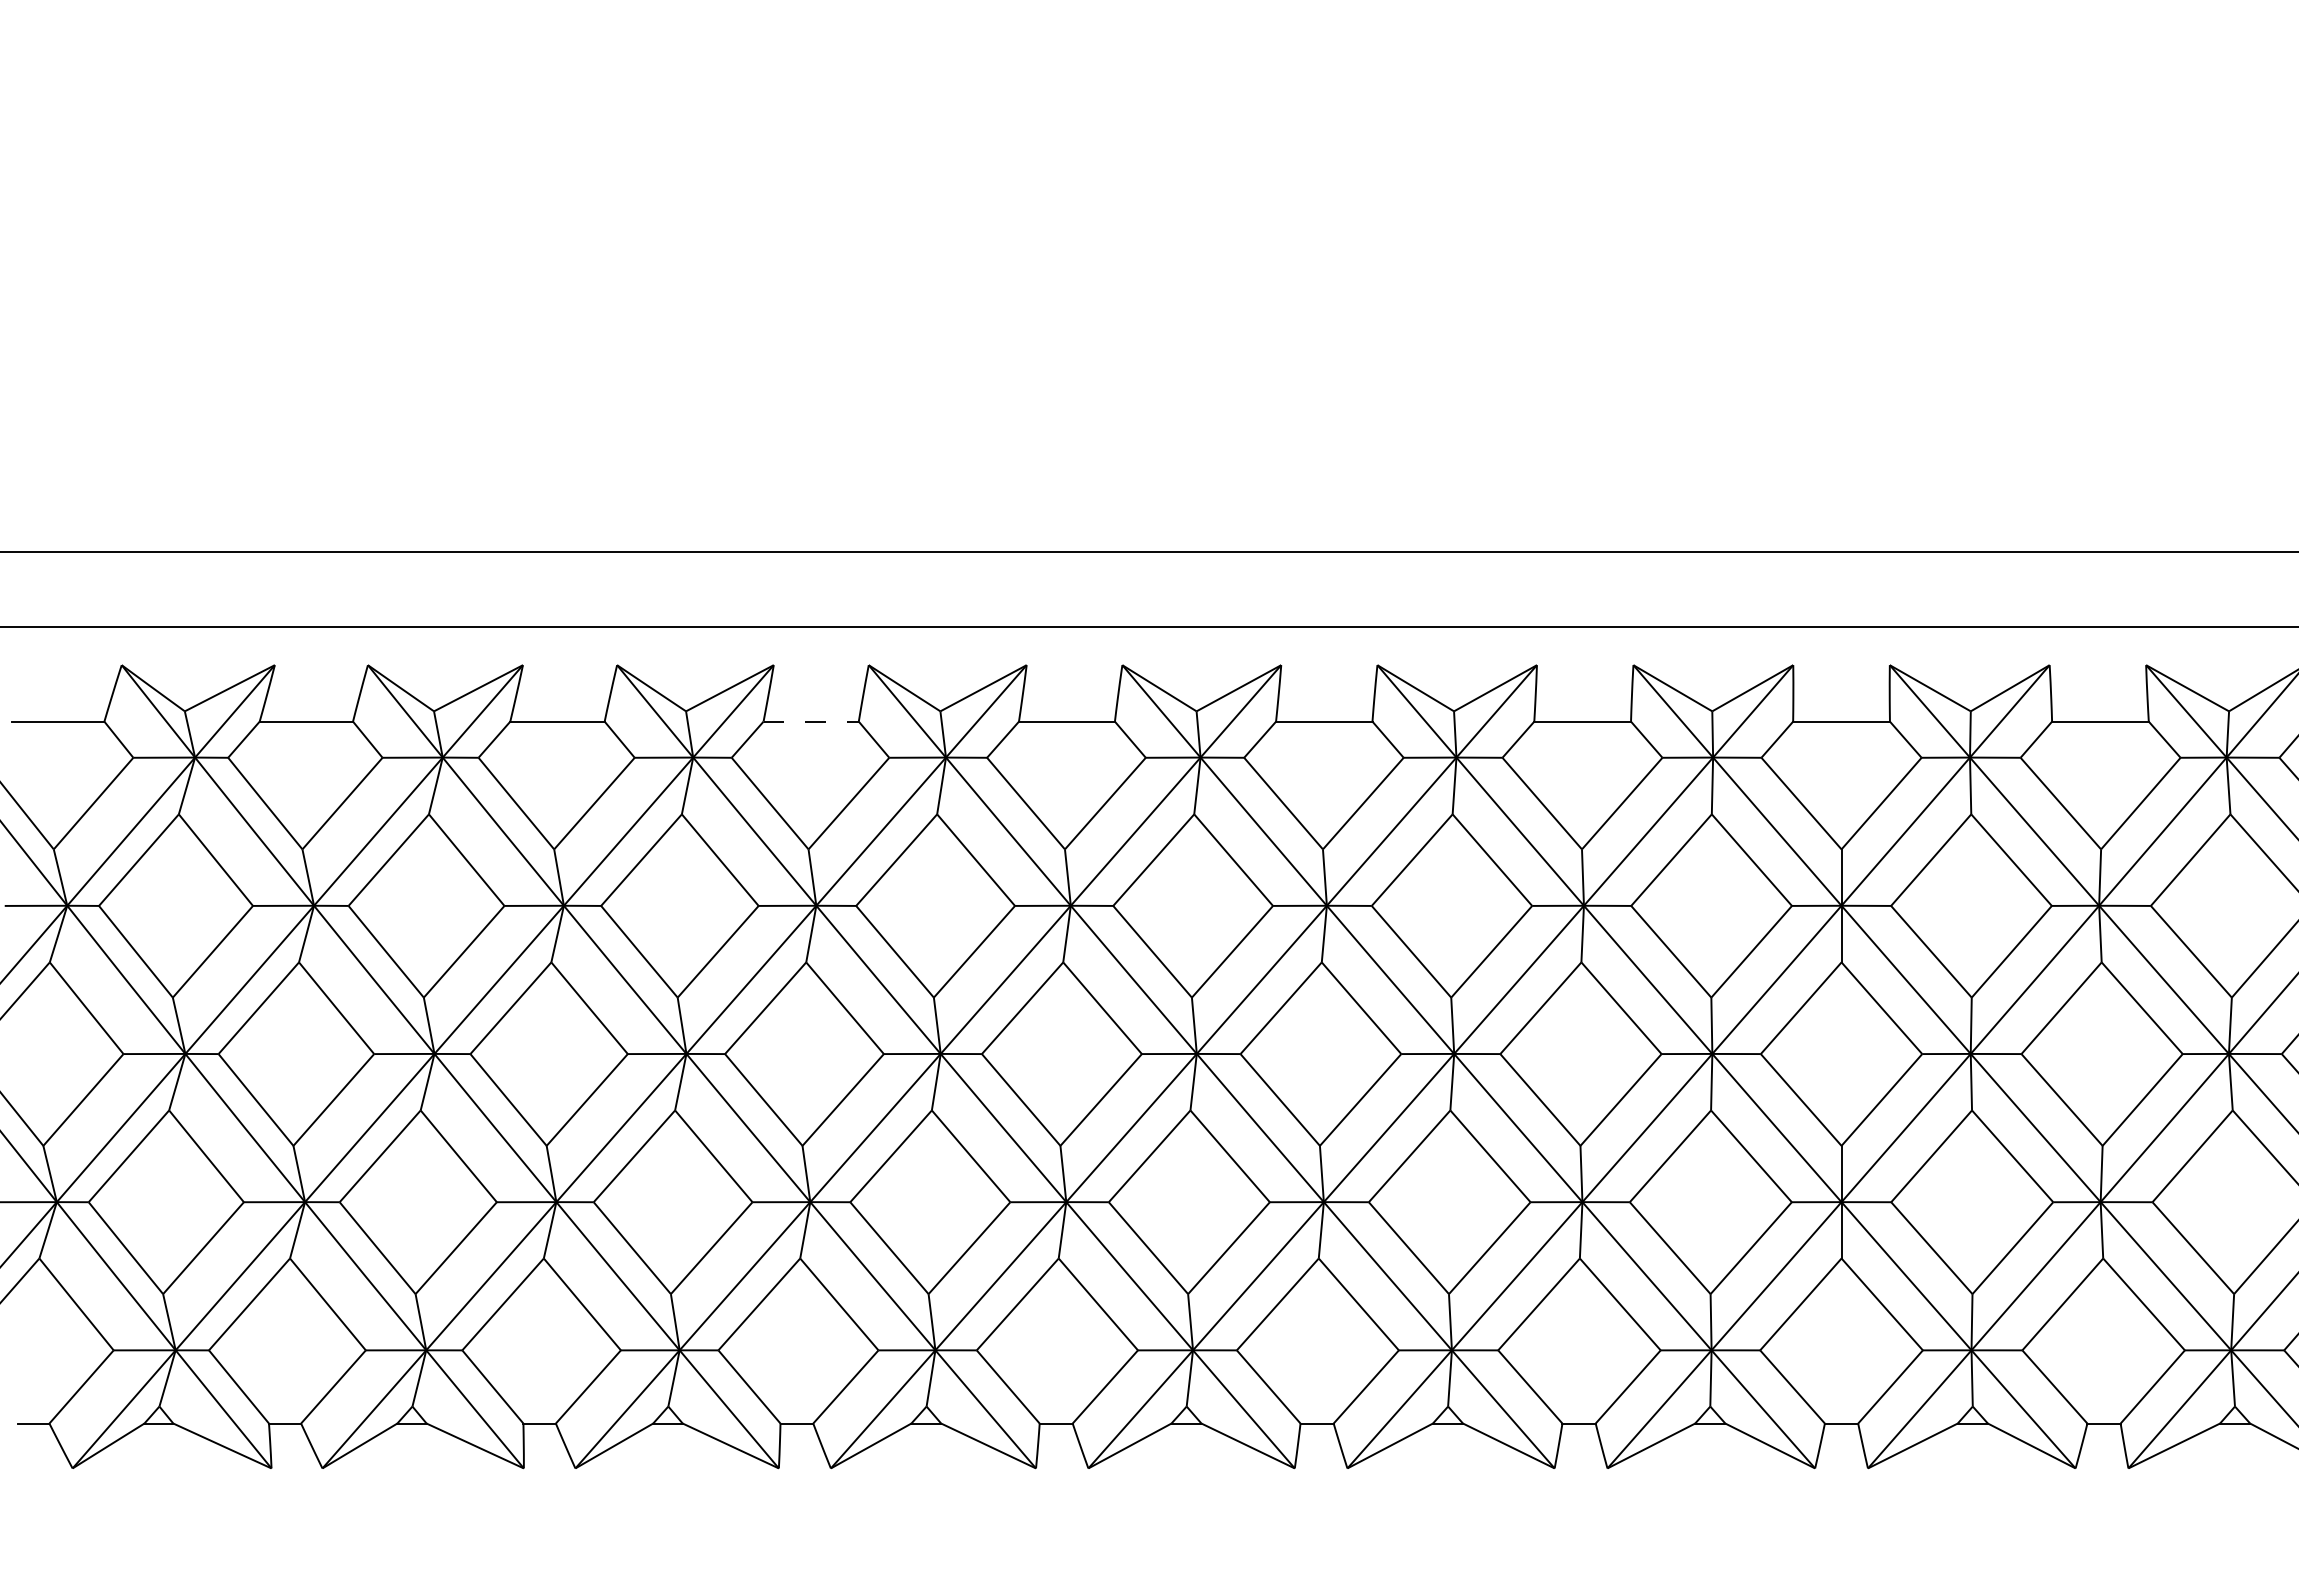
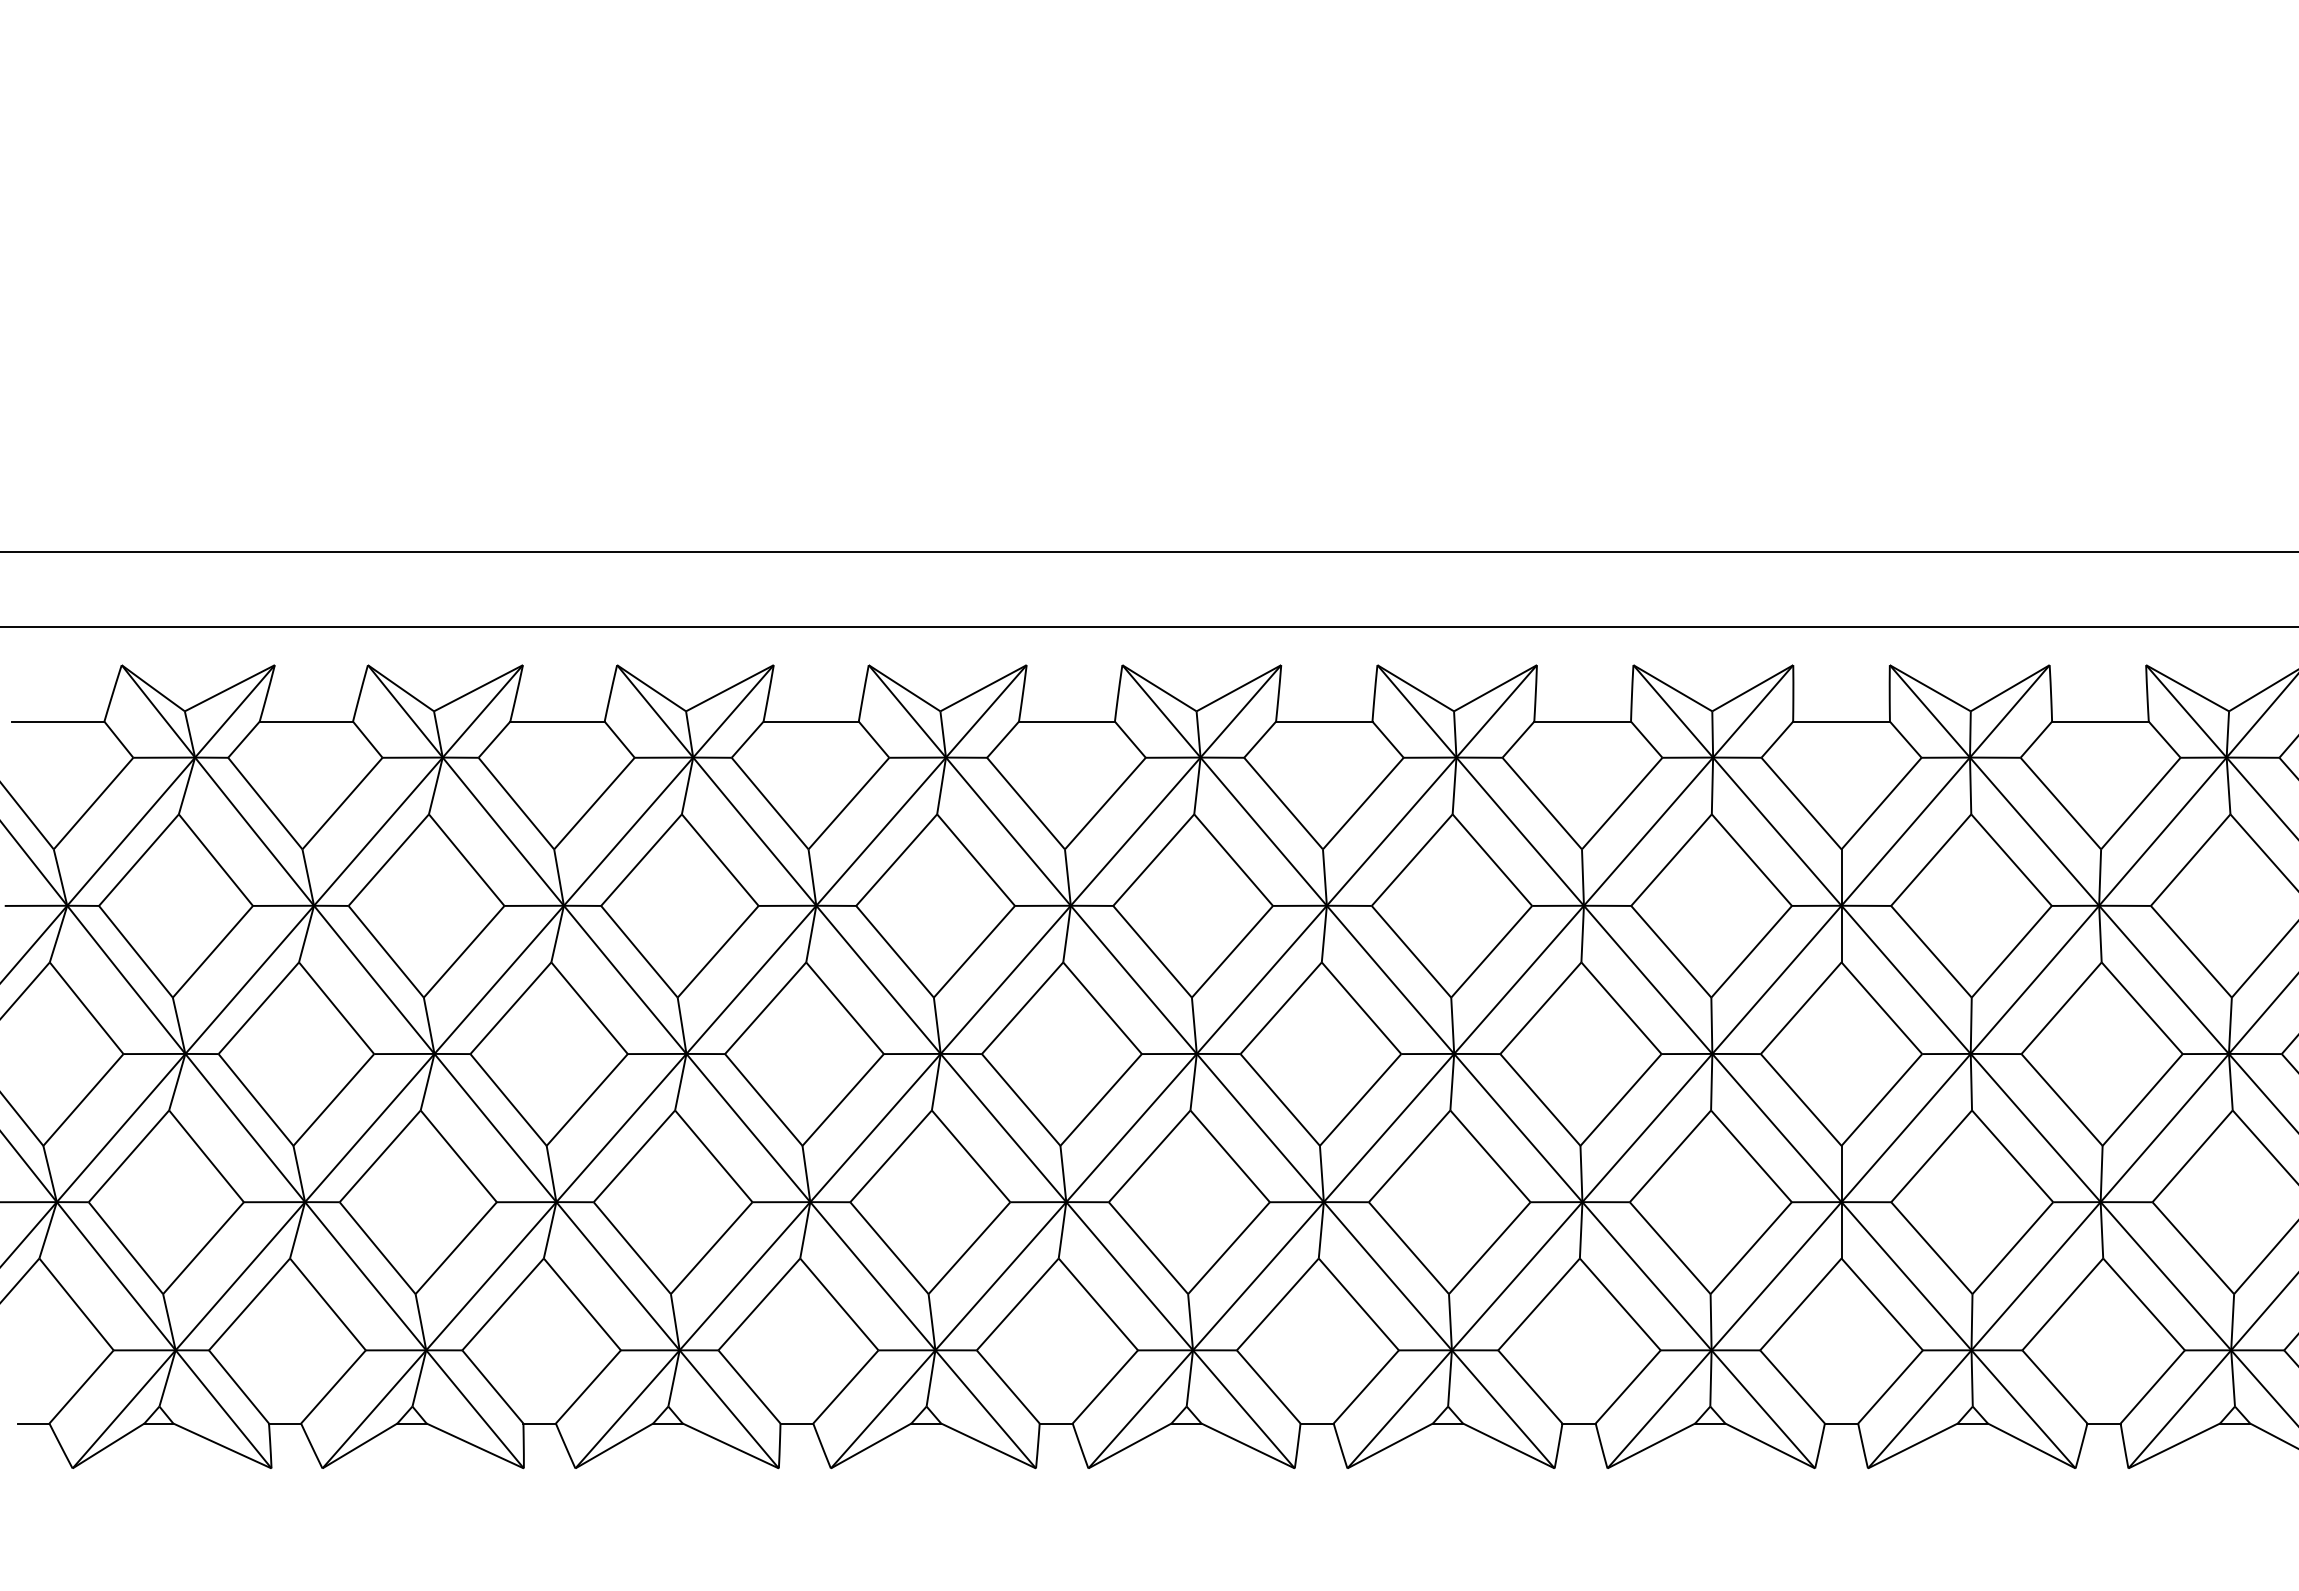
line: dashed -> solid (811, 721)
